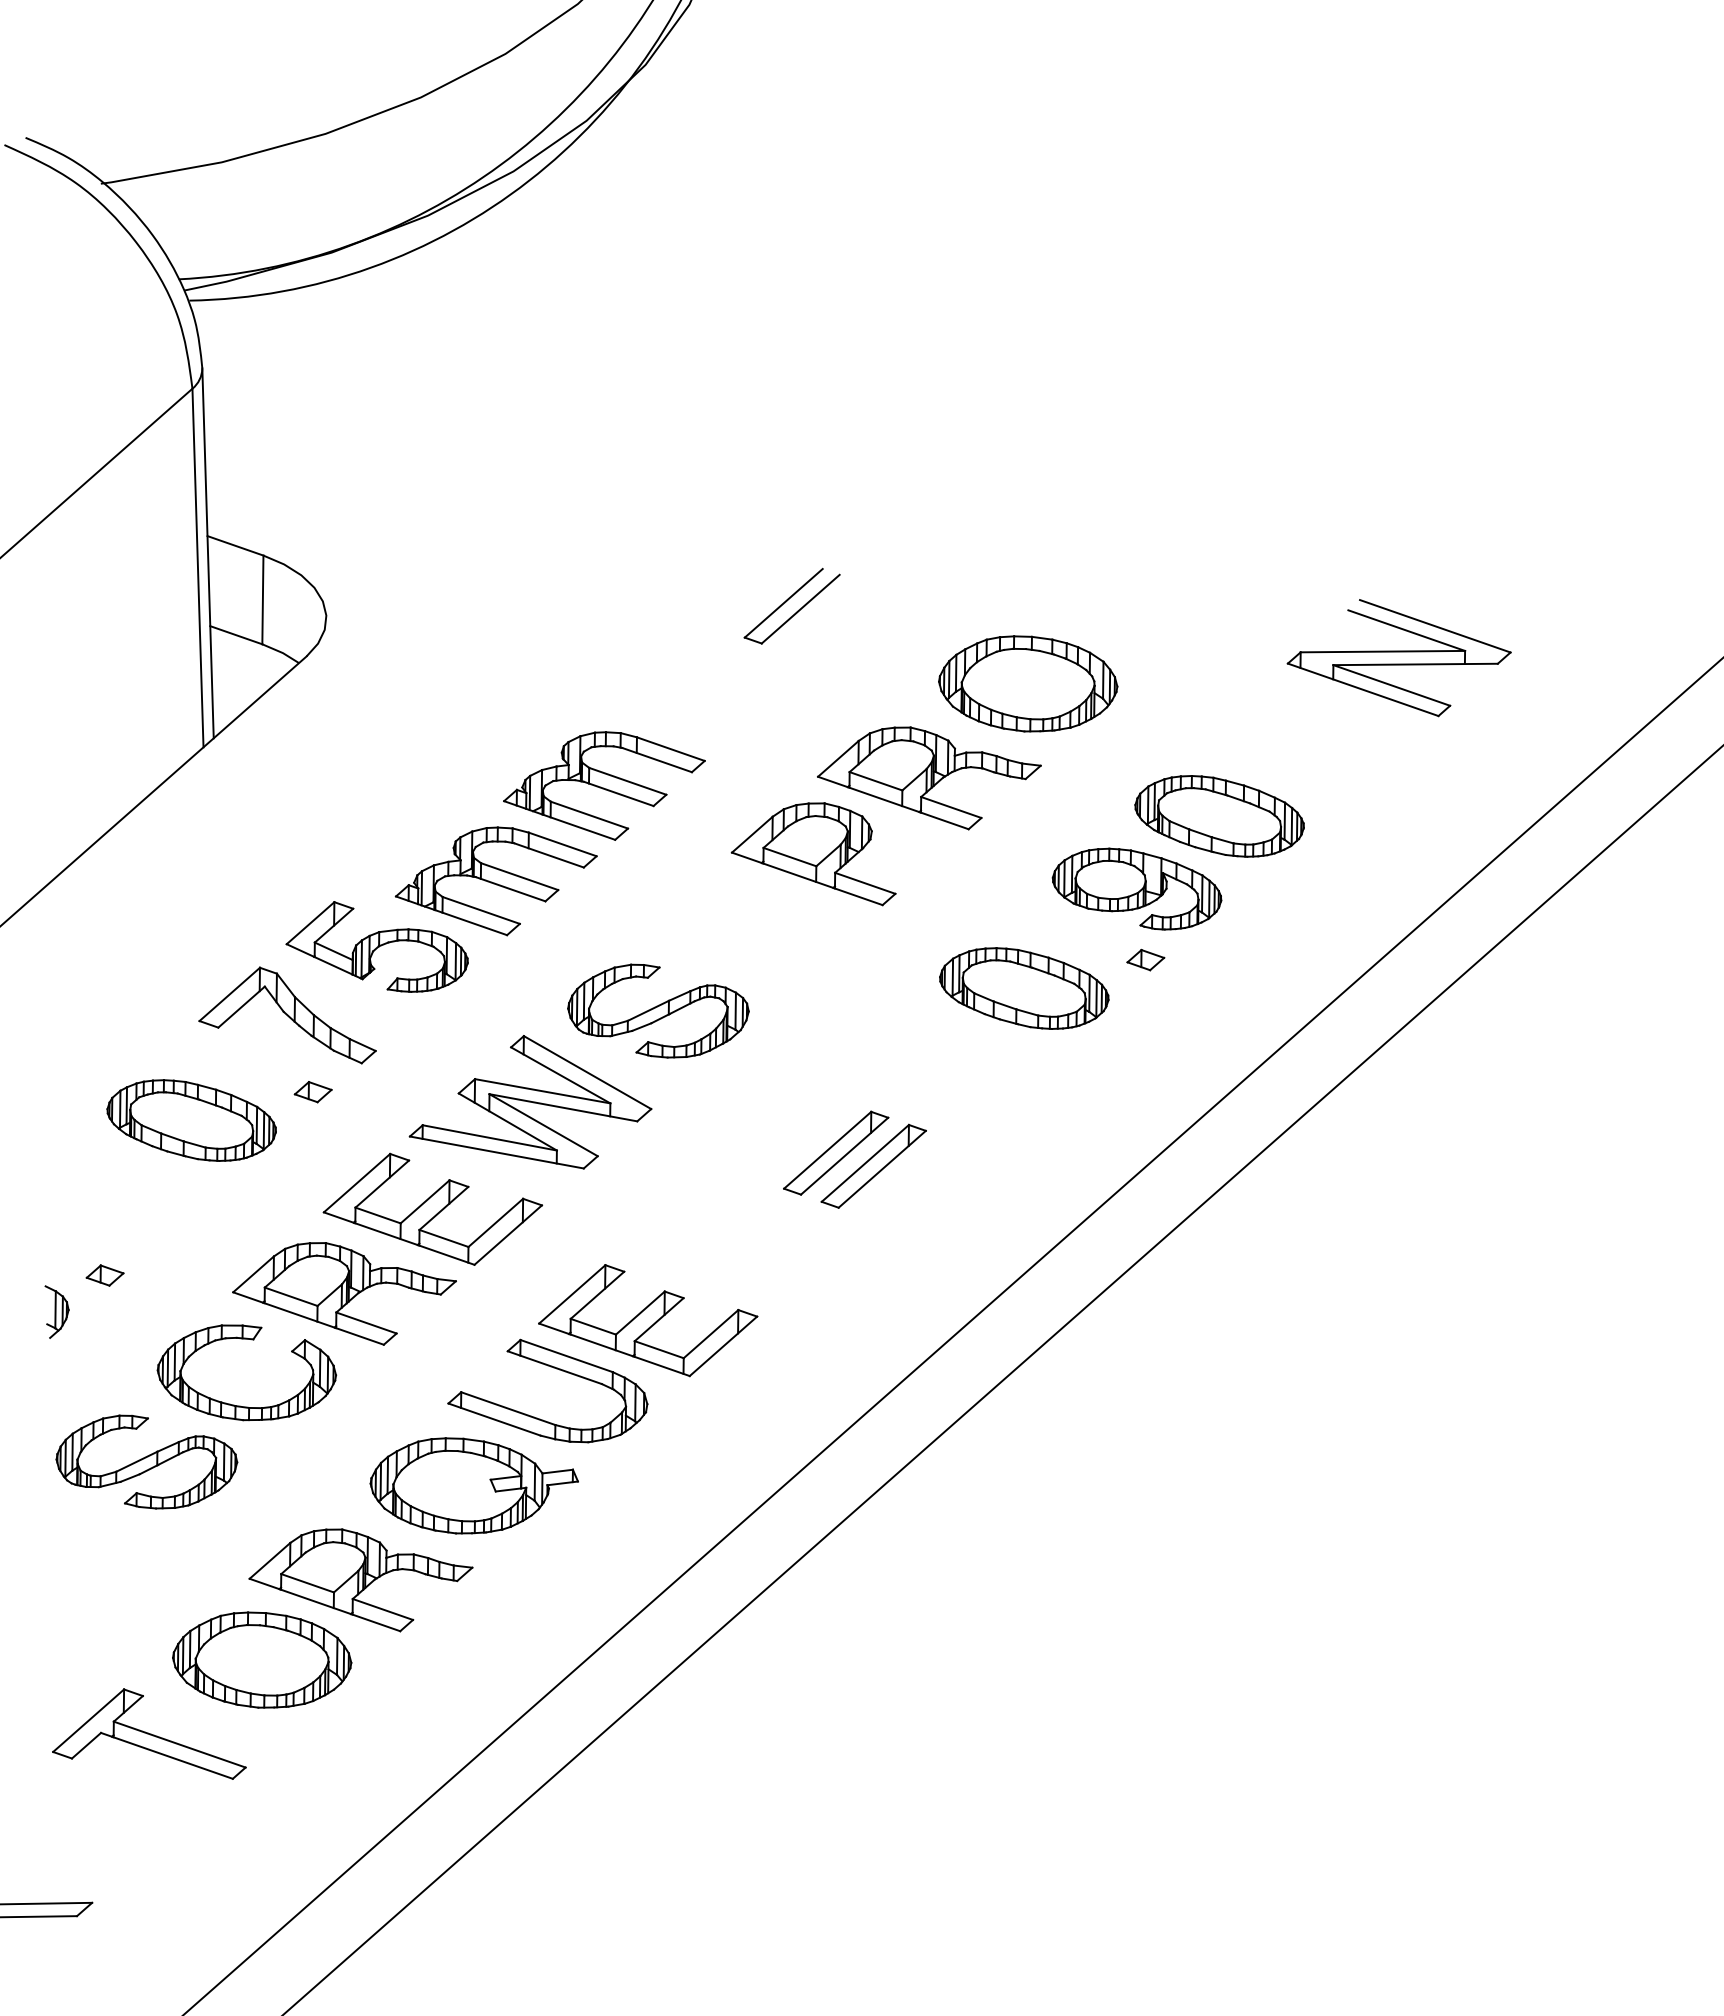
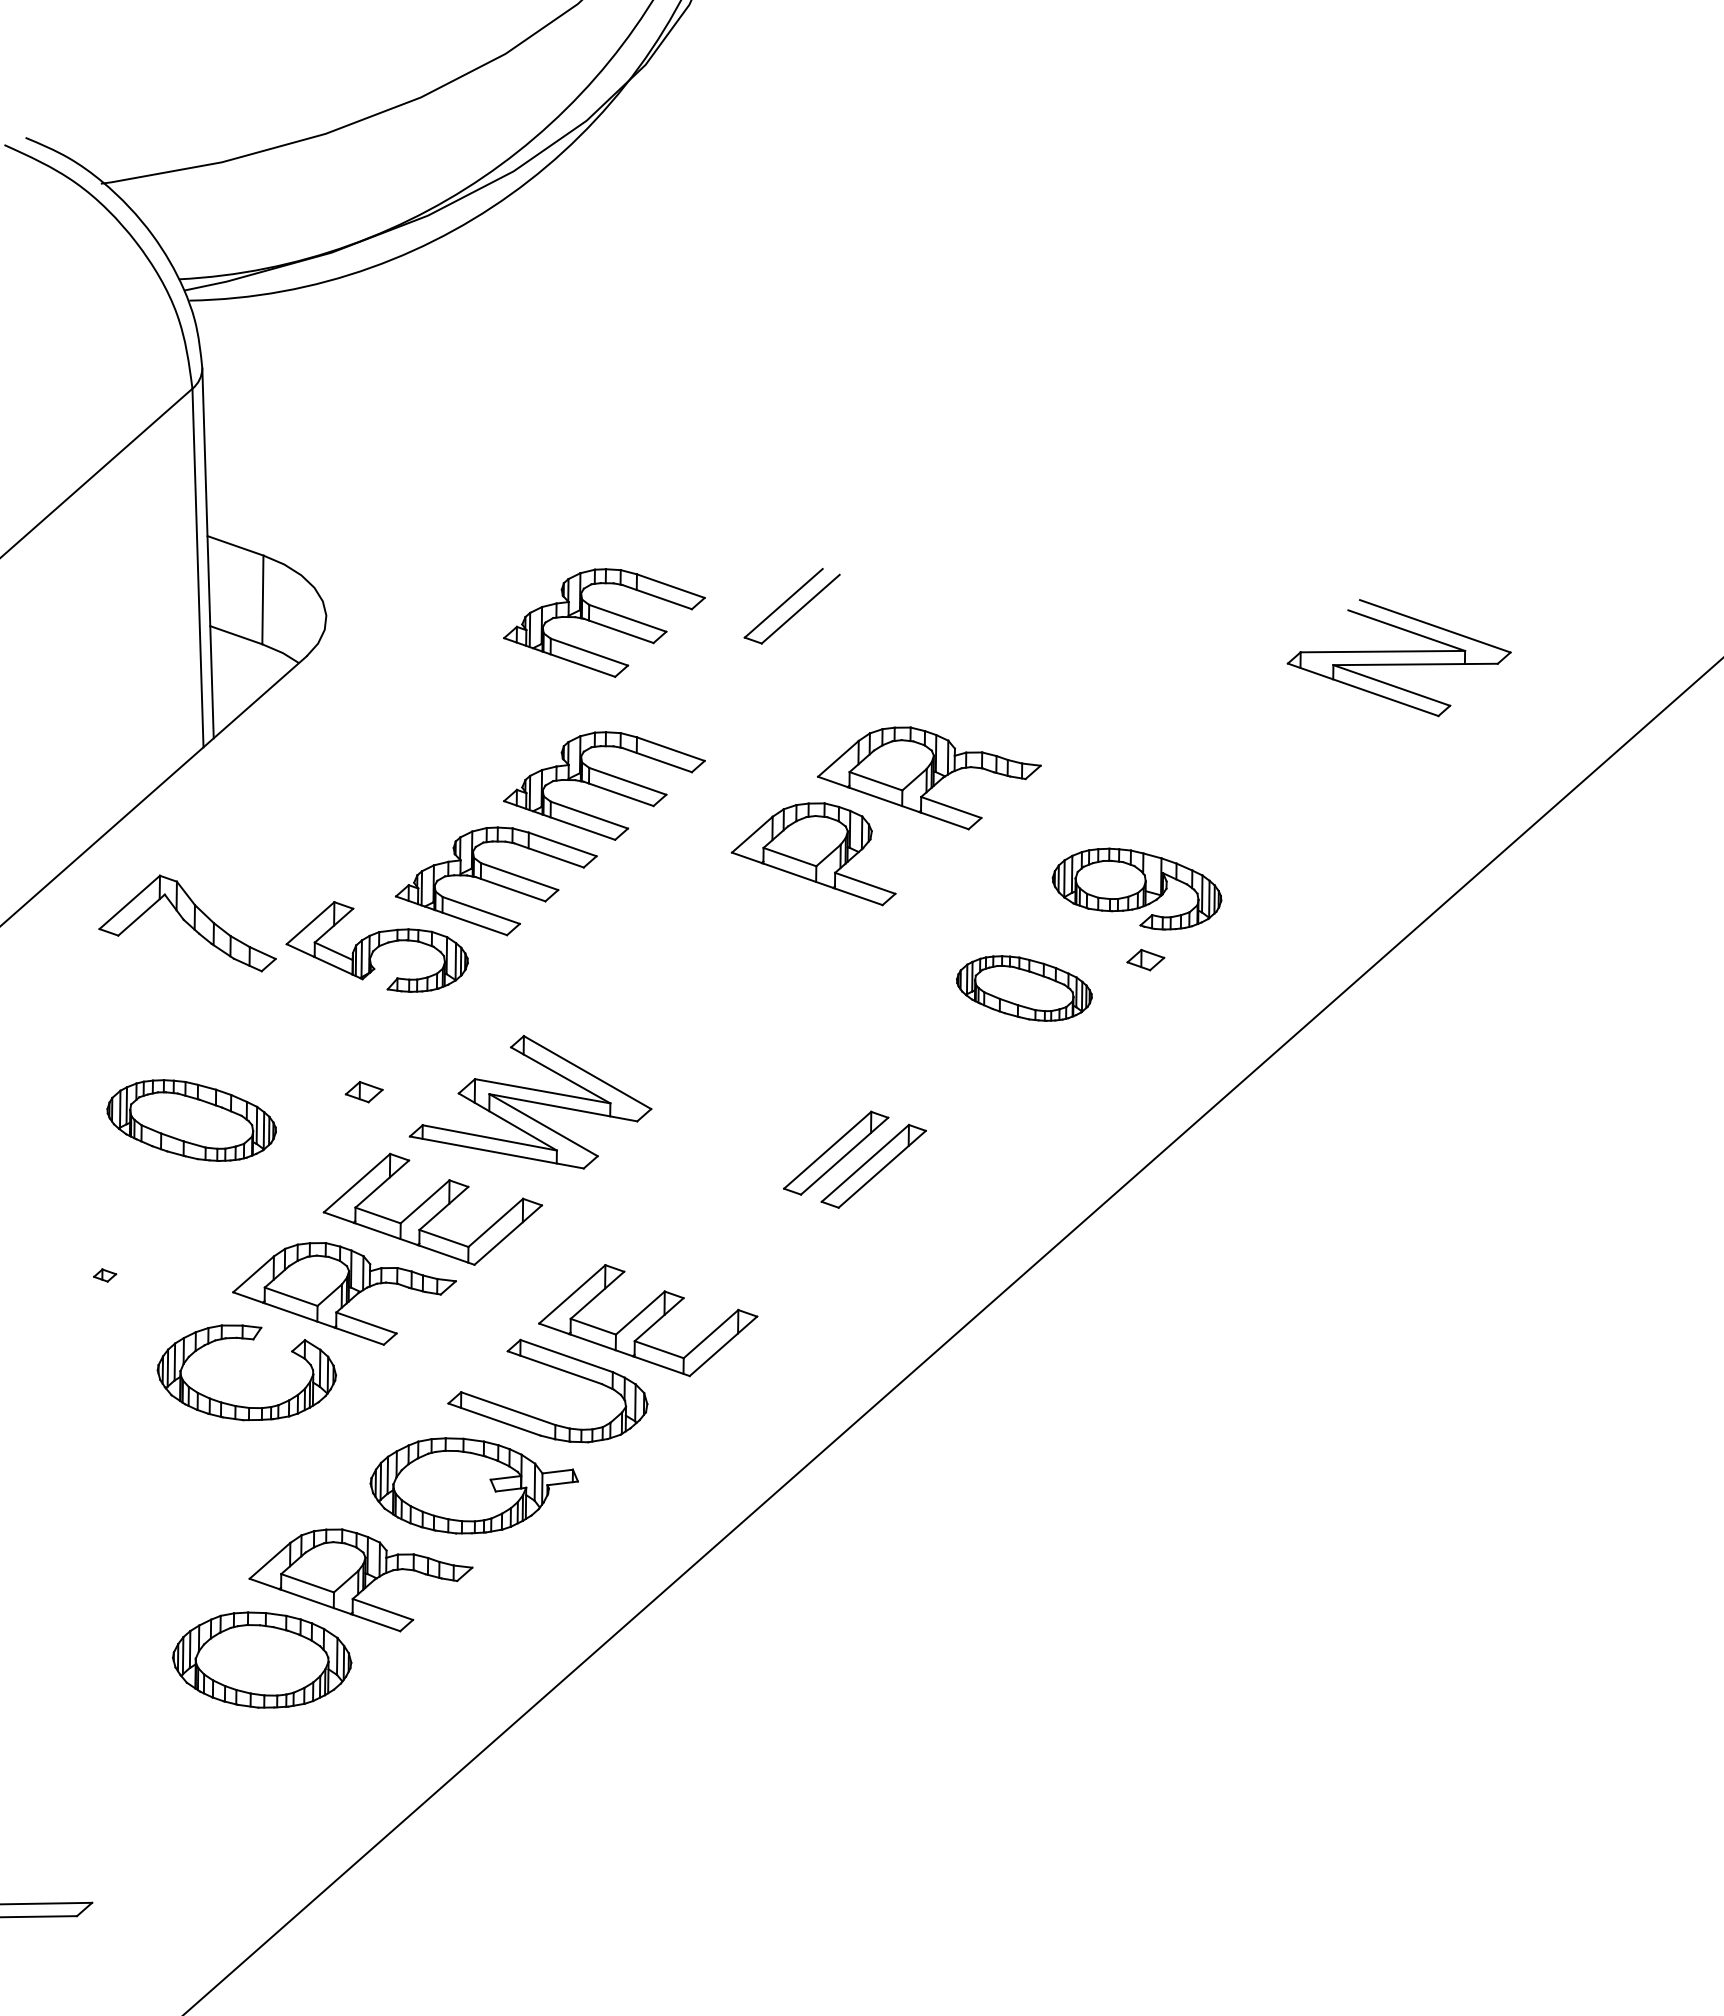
part: none -> present (604, 622)
part: present -> none (1028, 683)
part: present -> none (1219, 816)
part size: 171x83 px -> 137x67 px (1024, 988)
part: present -> none (658, 1010)
part position: (287, 1015) -> (187, 923) (187, 923)
part position: (312, 1092) -> (363, 1092) (363, 1092)
part size: 40x23 px -> 25x15 px (105, 1275)
part: present -> none (56, 1311)
line: present -> none (1003, 1379)
part: present -> none (146, 1461)
part: present -> none (149, 1733)
